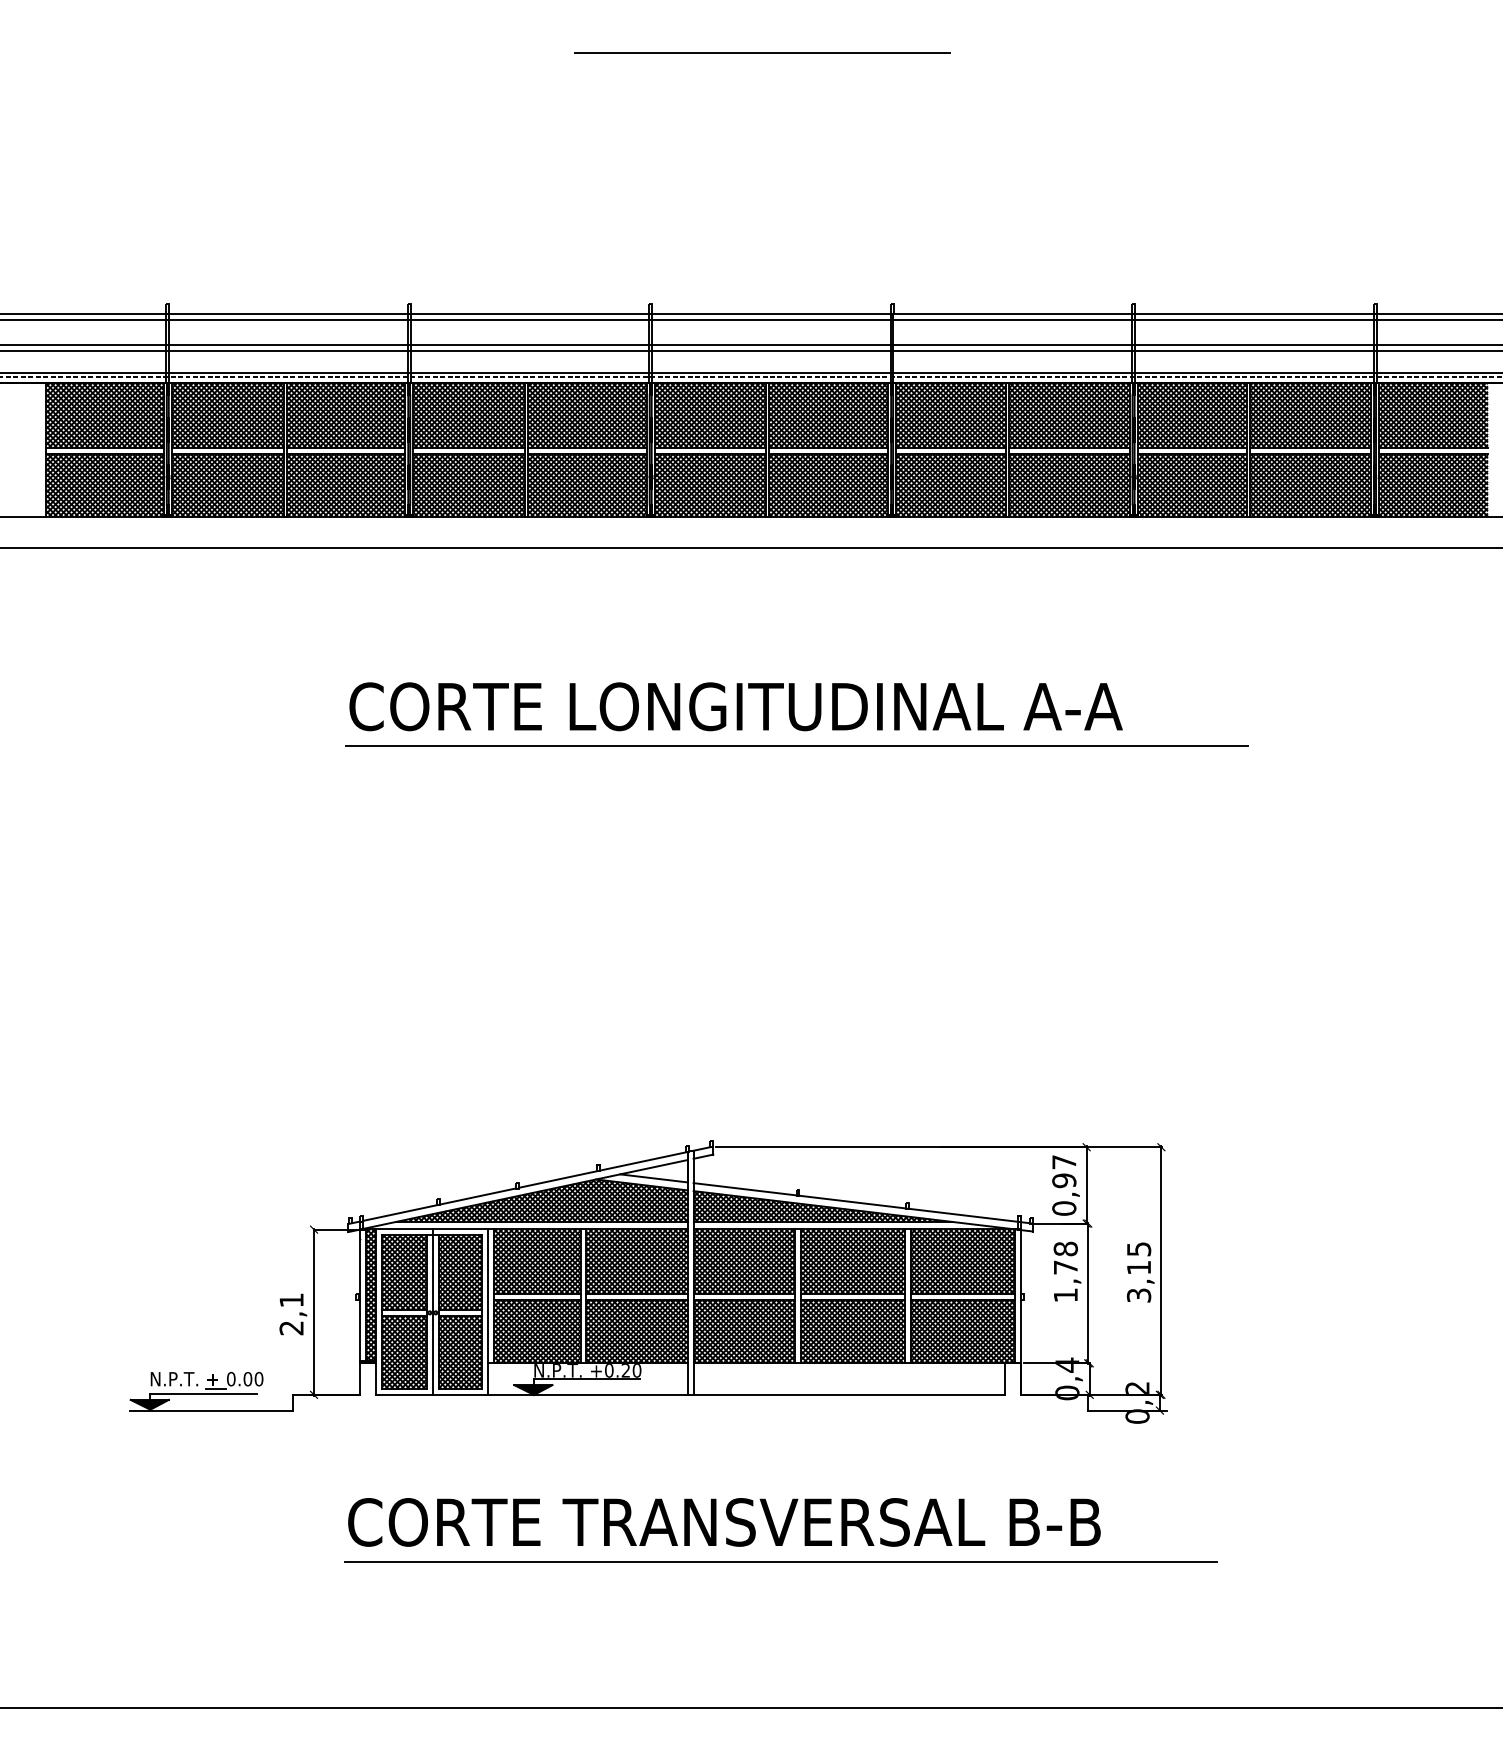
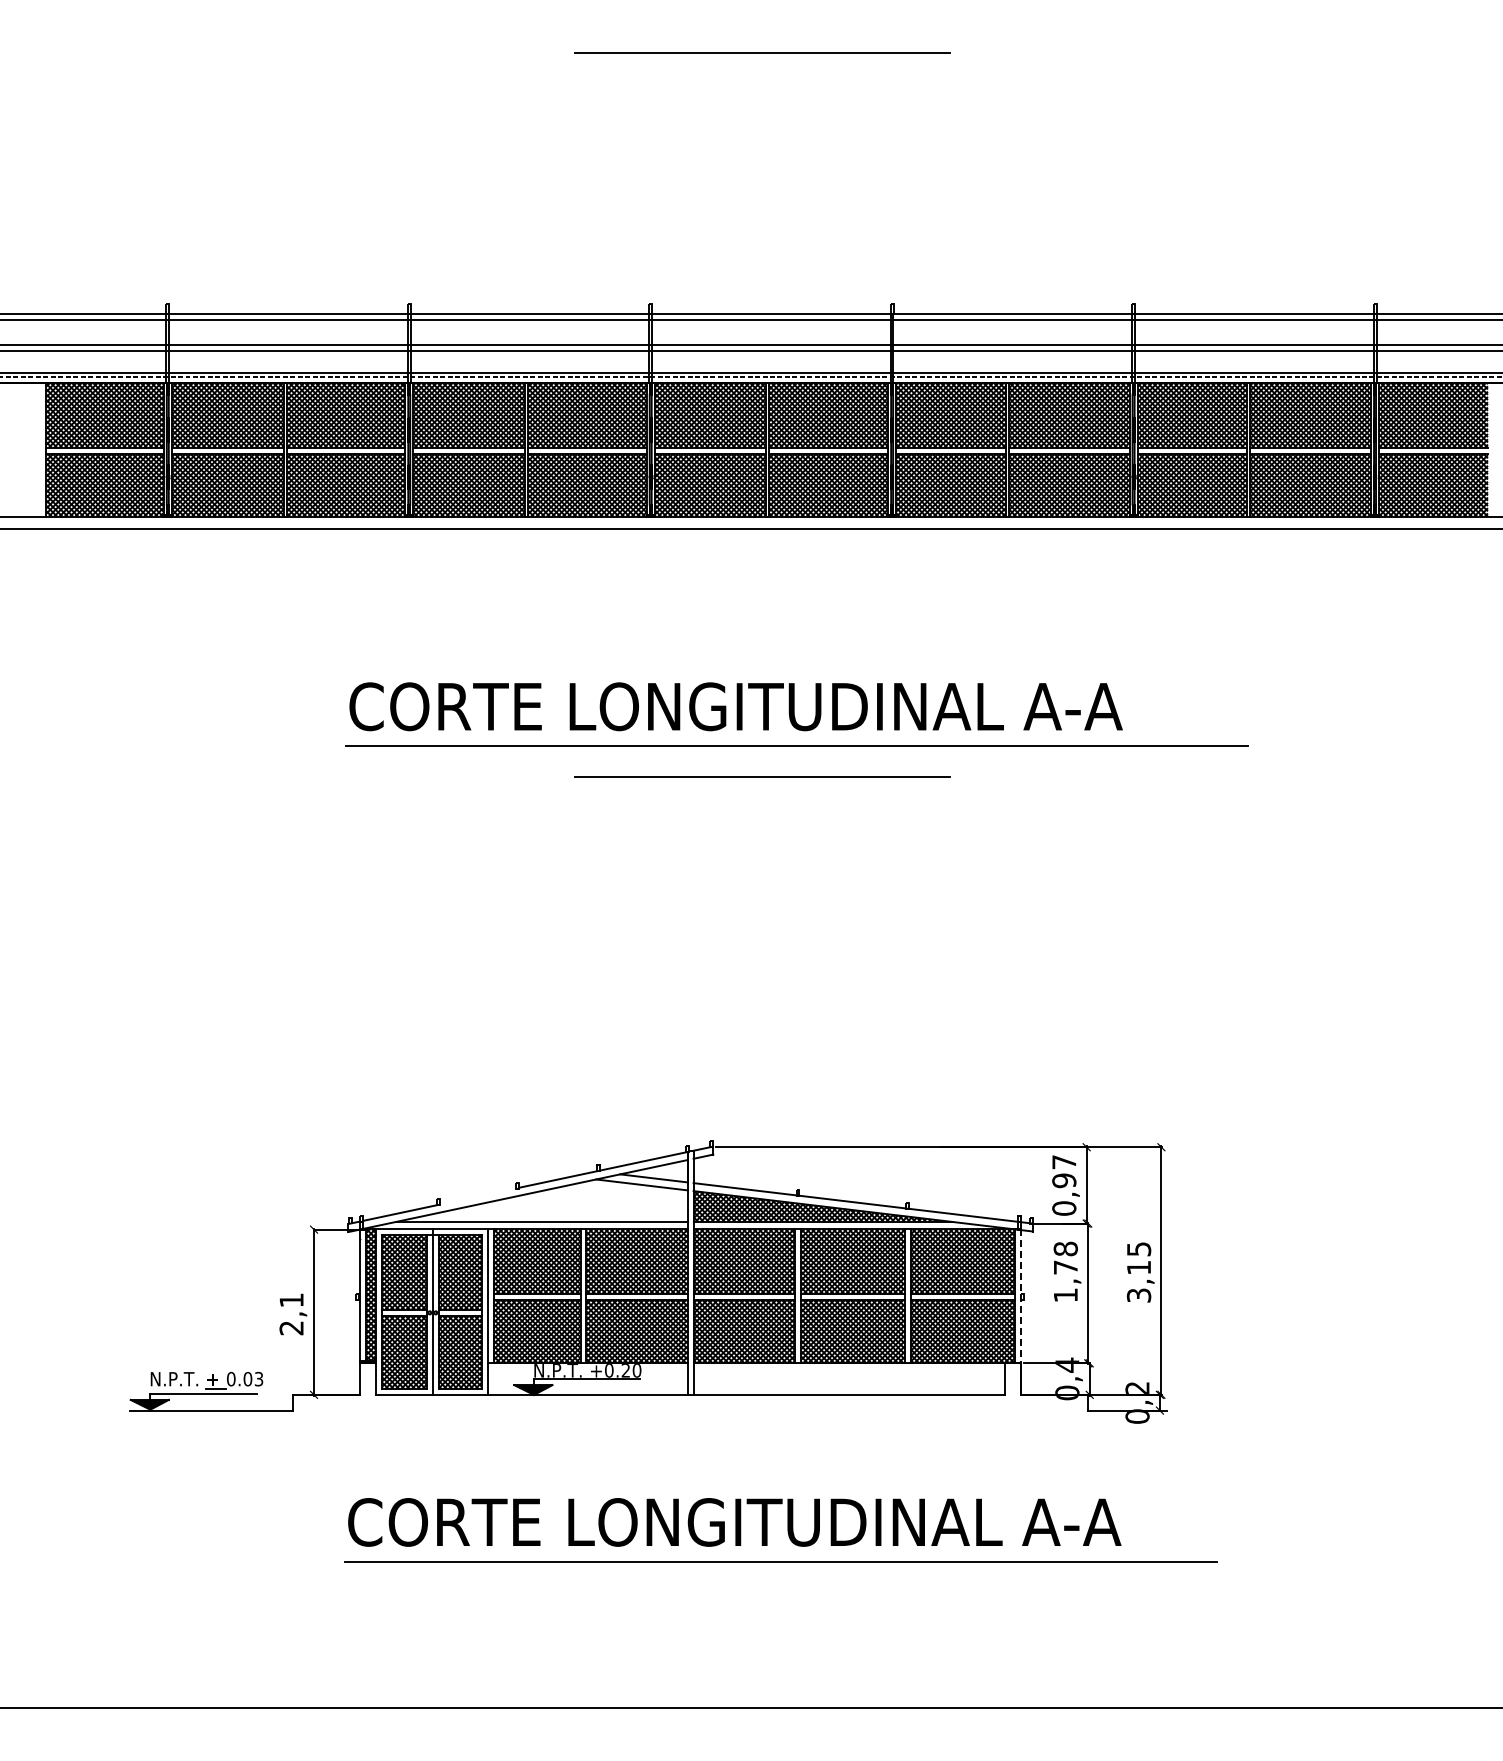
line position: (750, 548) -> (750, 529) (750, 529)
line: none -> present (762, 776)
line: present -> none (477, 1196)
hatch: present -> none (541, 1200)
line: solid -> dashed (1021, 1296)
text: 0.00 -> 0.03 (258, 1379)
text: CORTE TRANSVERSAL B-B -> CORTE LONGITUDINAL A-A (841, 1522)
